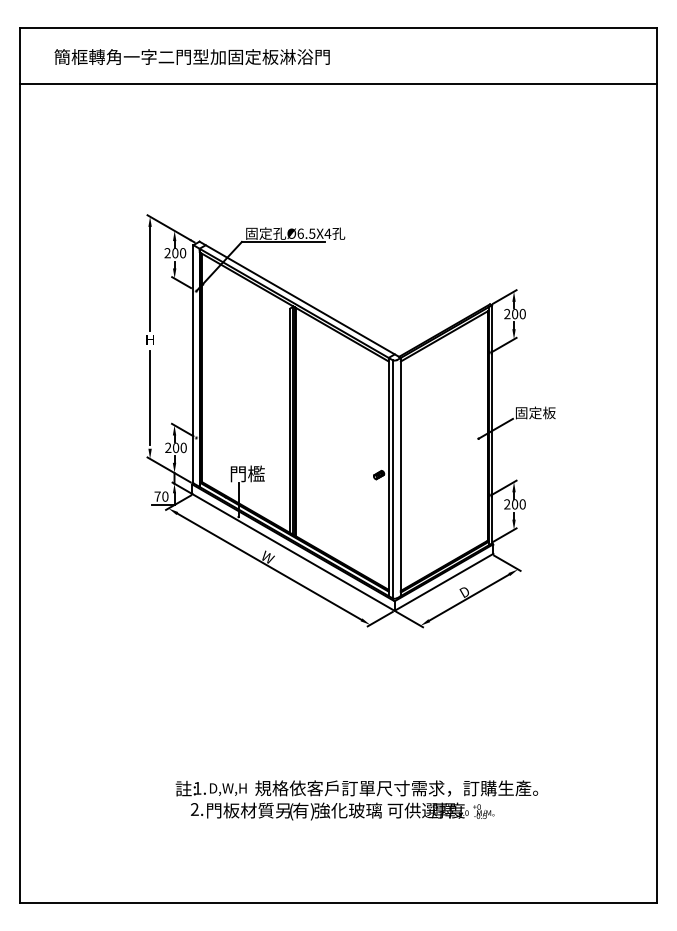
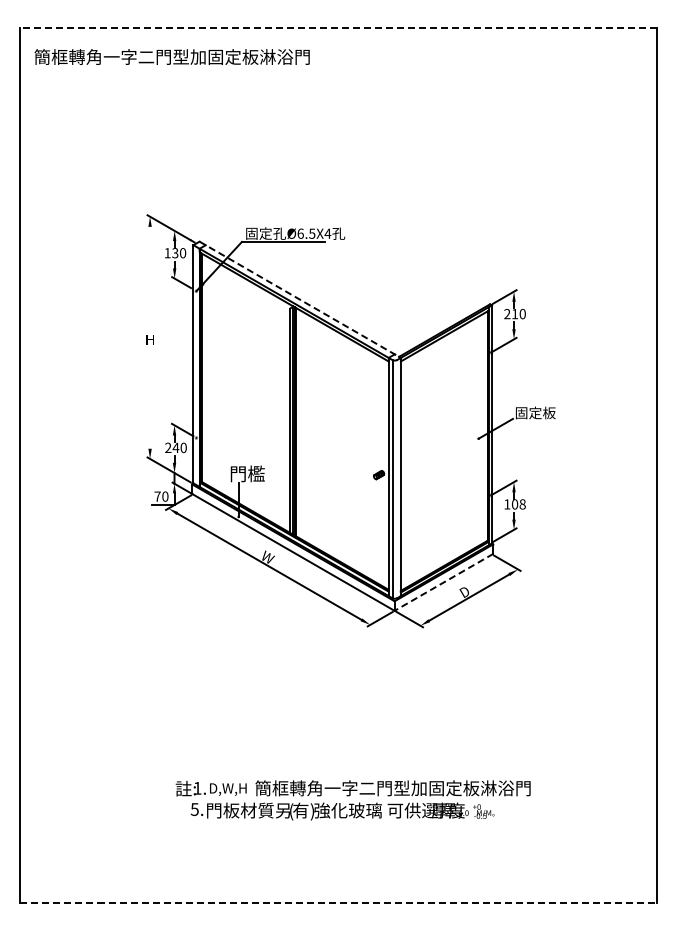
line: solid -> dashed (338, 27)
text position: (191, 56) -> (171, 56) (171, 56)
line: present -> none (338, 83)
text: 200 -> 130 (171, 253)
line: present -> none (150, 278)
line: solid -> dashed (299, 299)
text: 200 -> 210 (515, 313)
line: present -> none (150, 397)
text: 200 -> 240 (175, 447)
text: 200 -> 108 (514, 504)
line: solid -> dashed (444, 582)
text: 規格依客戶訂單尺寸需求，訂購生產。 -> 簡框轉角一字二門型加固定板淋浴門 (396, 788)
text: 2. -> 5. (194, 809)
line: solid -> dashed (338, 903)
